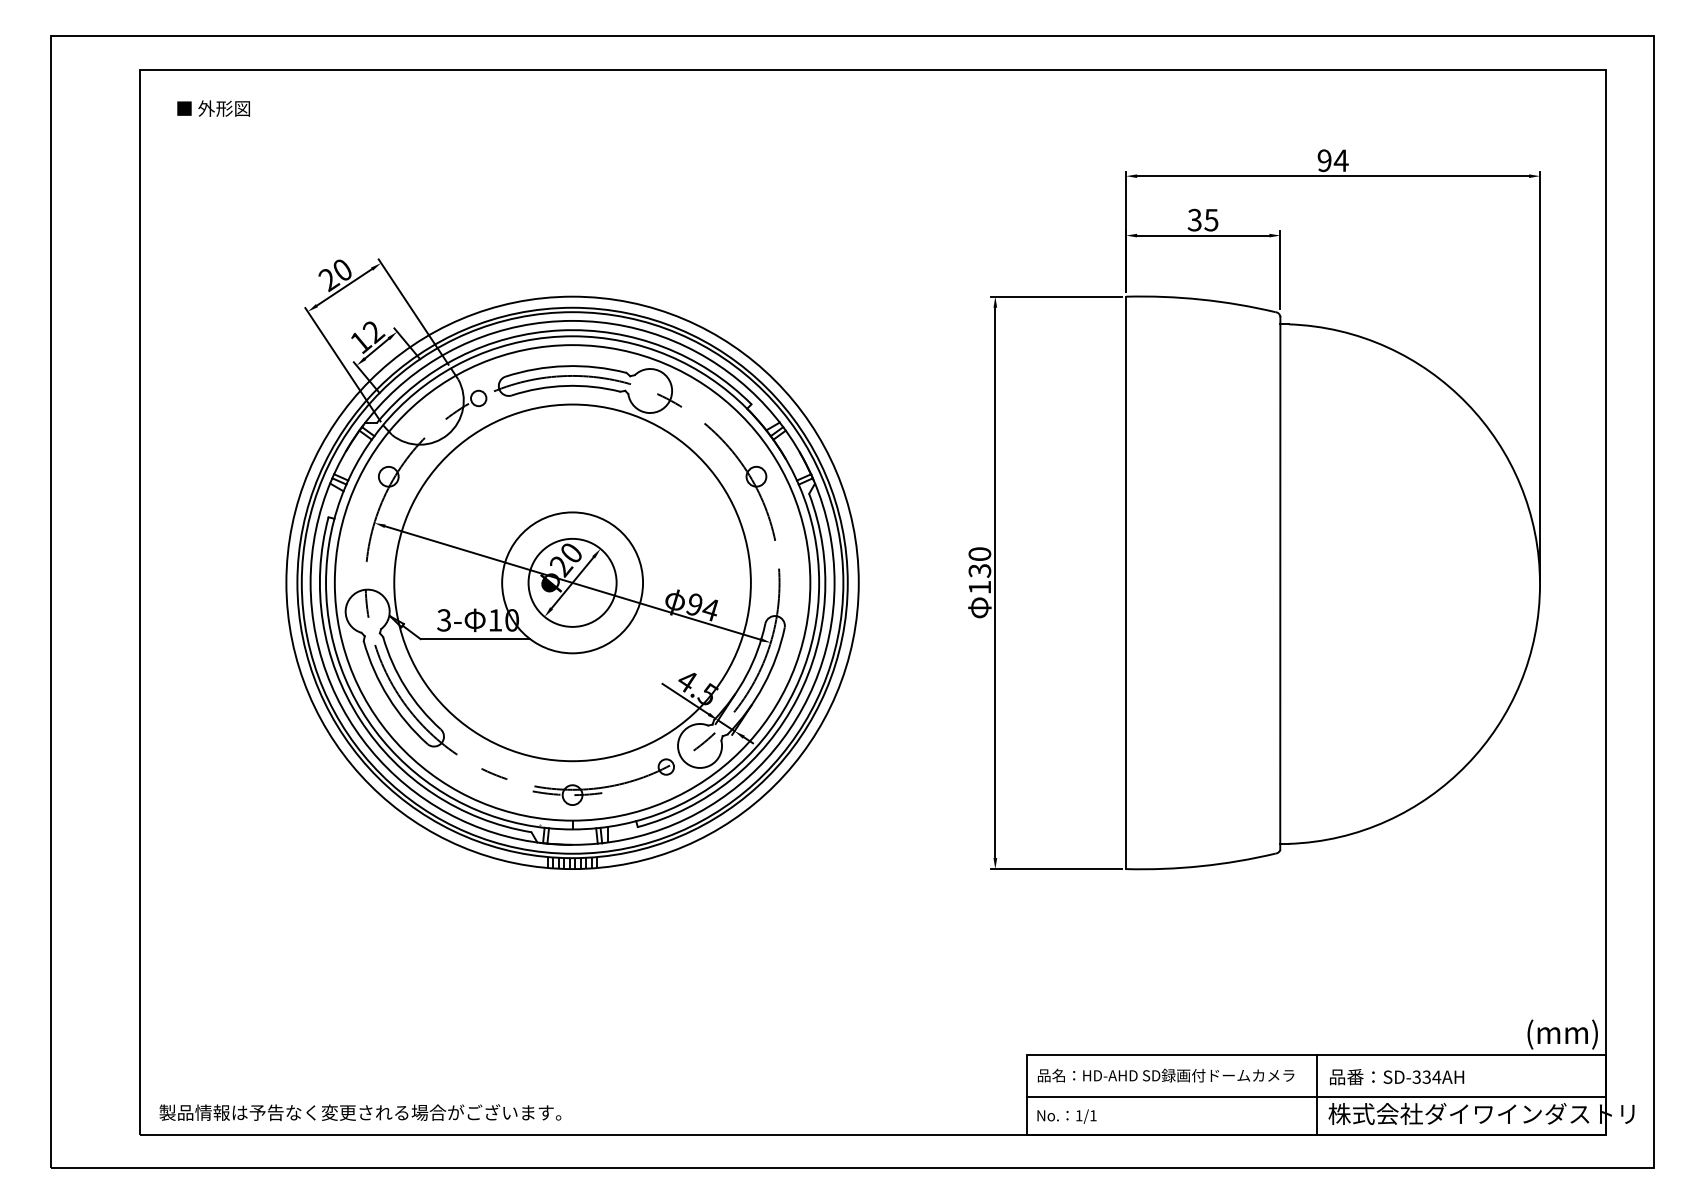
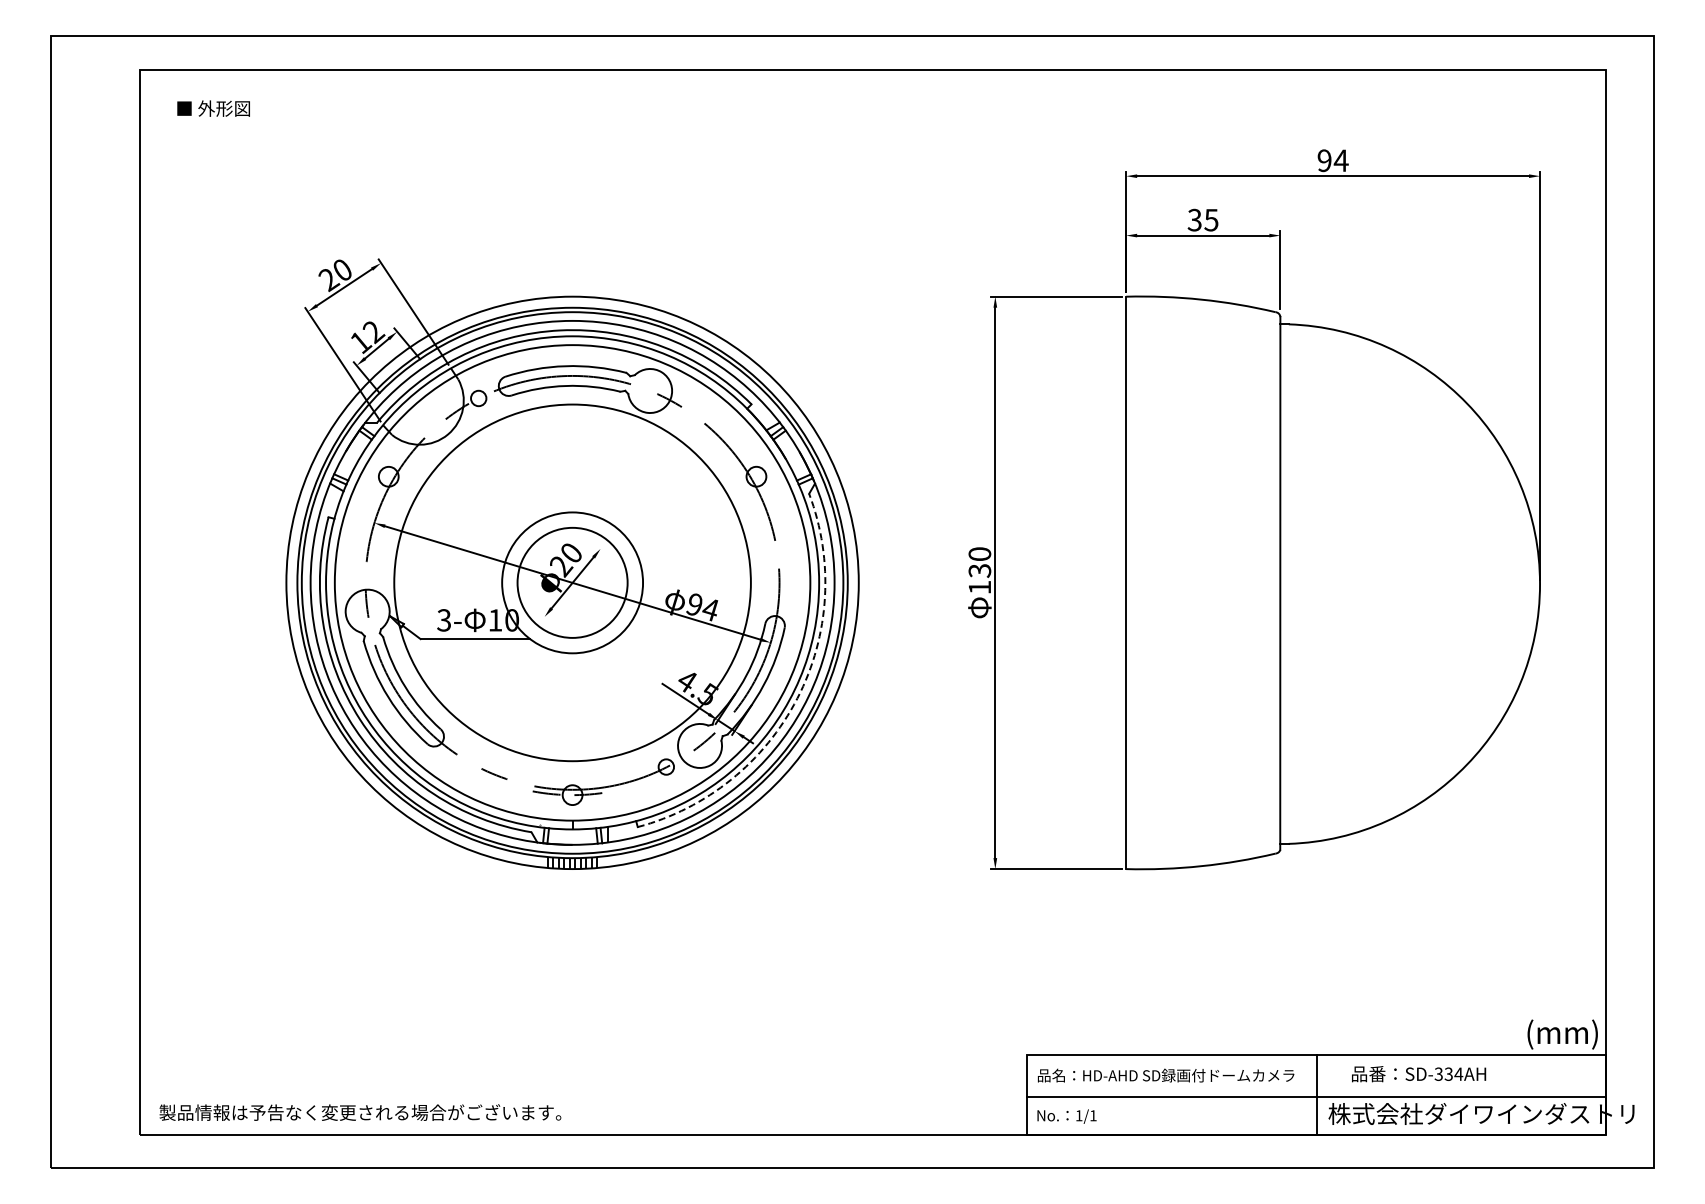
circle diameter: 88 px -> 110 px (572, 582)
arc: solid -> dashed (797, 698)
text position: (1397, 1077) -> (1419, 1074) (1419, 1074)
